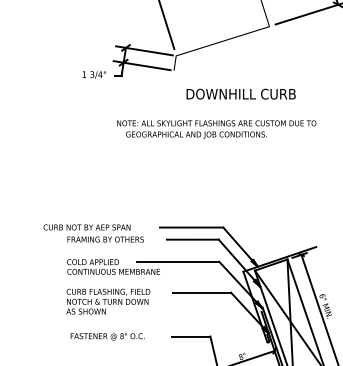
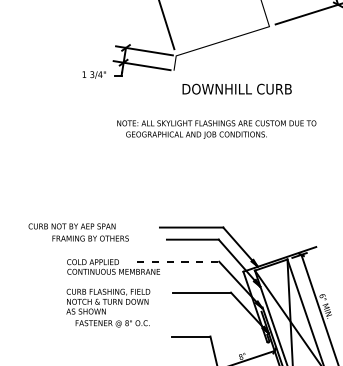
text position: (240, 93) -> (236, 88) (236, 88)
text position: (93, 233) -> (78, 232) (78, 232)
line: solid -> dashed (178, 261)
text position: (107, 336) -> (112, 323) (112, 323)
